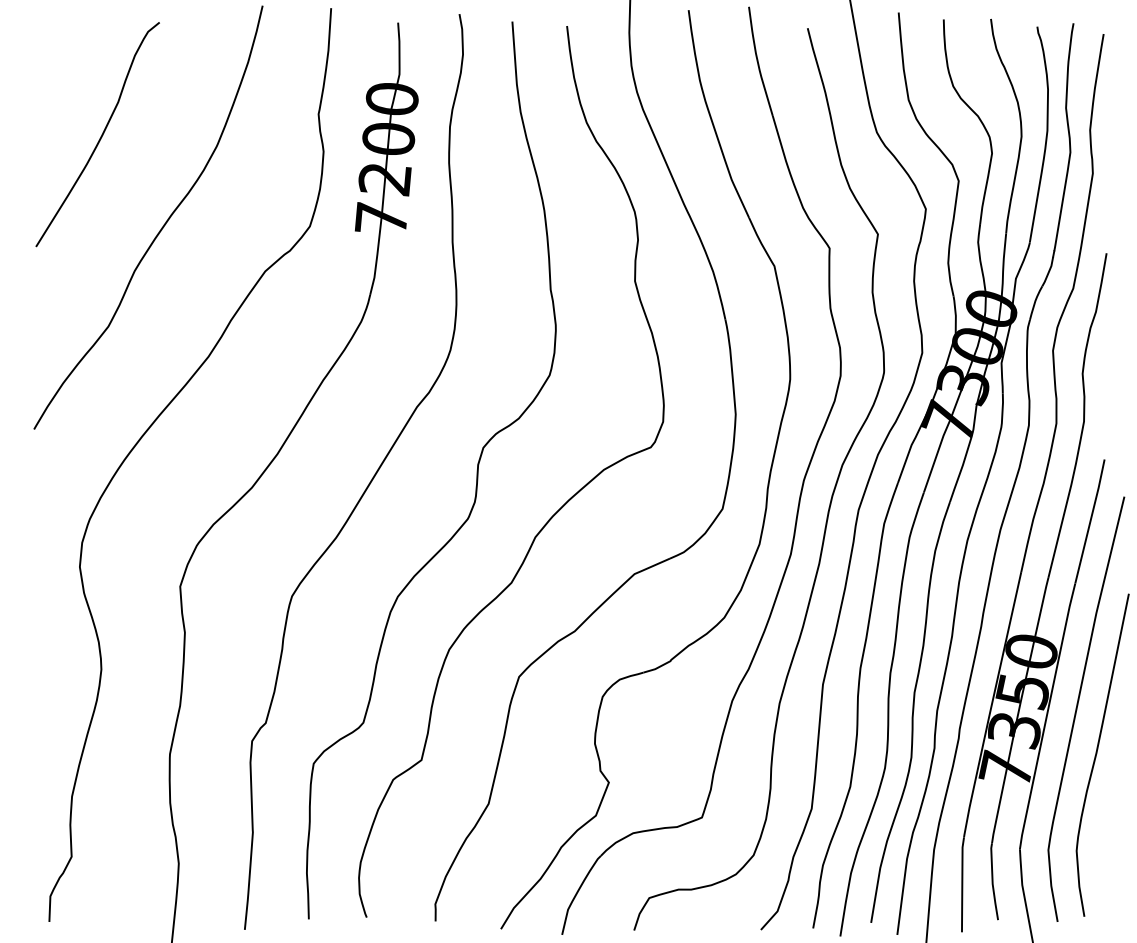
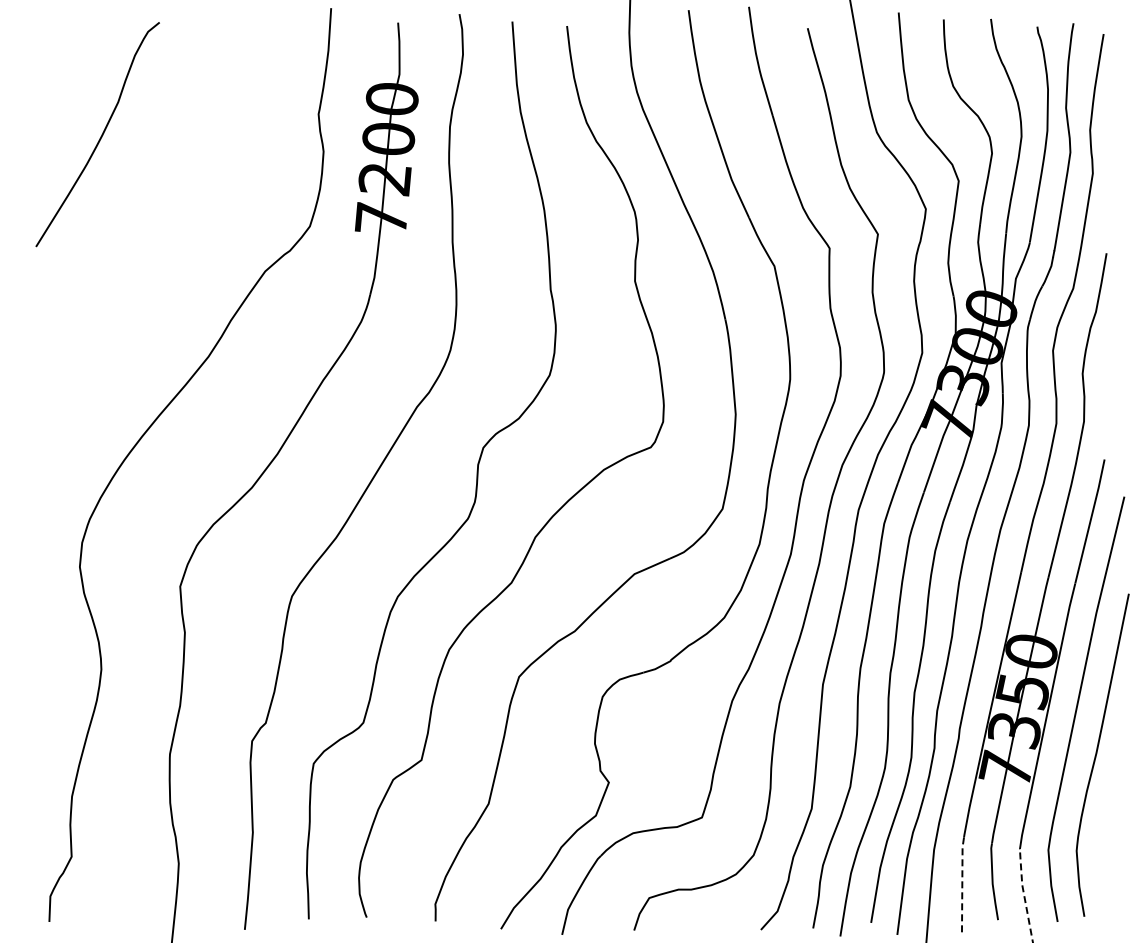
curve: present -> none (161, 227)
line: solid -> dashed (962, 883)
line: solid -> dashed (1024, 894)
